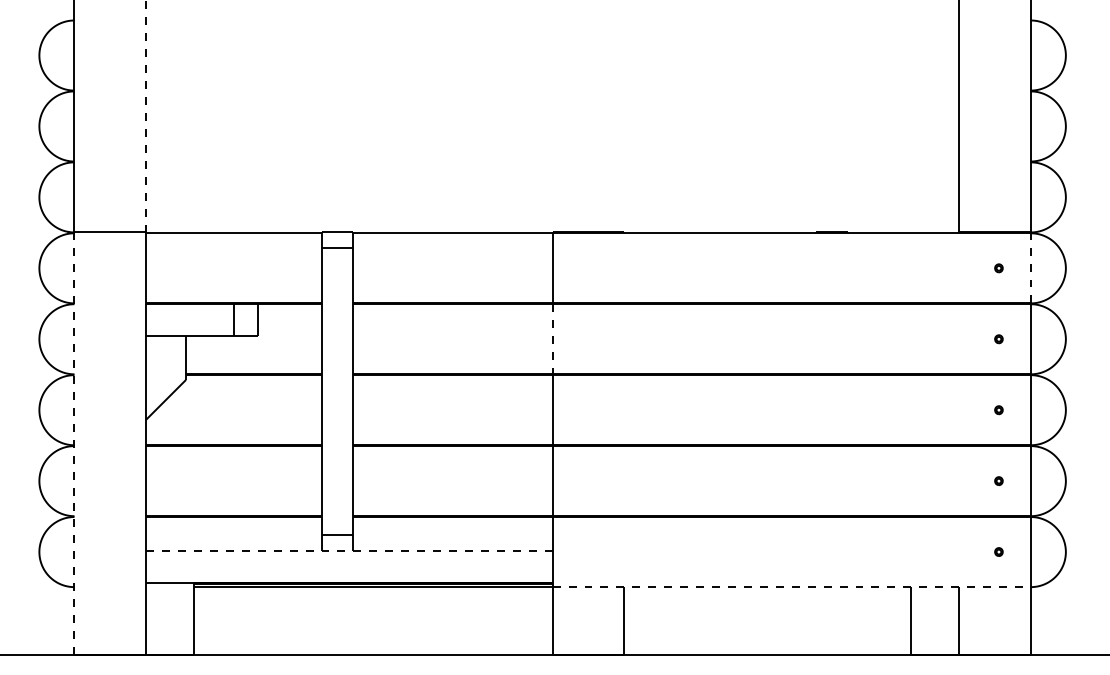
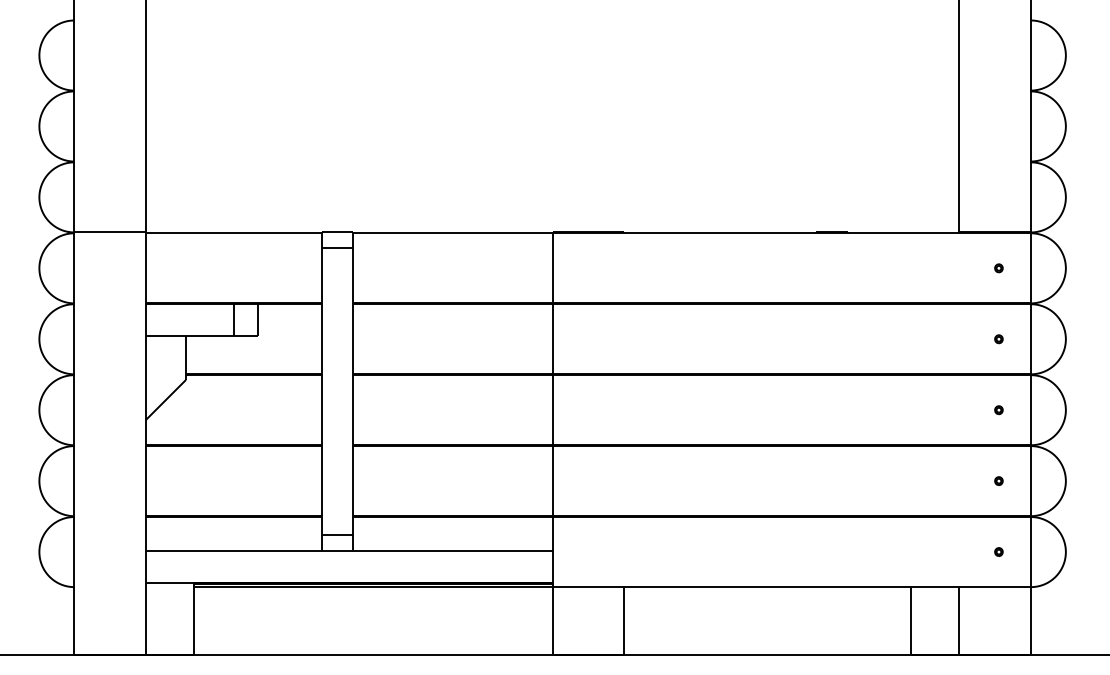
line: dashed -> solid (146, 116)
line: dashed -> solid (1030, 267)
line: dashed -> solid (552, 339)
line: dashed -> solid (74, 443)
line: dashed -> solid (349, 551)
line: dashed -> solid (792, 587)
